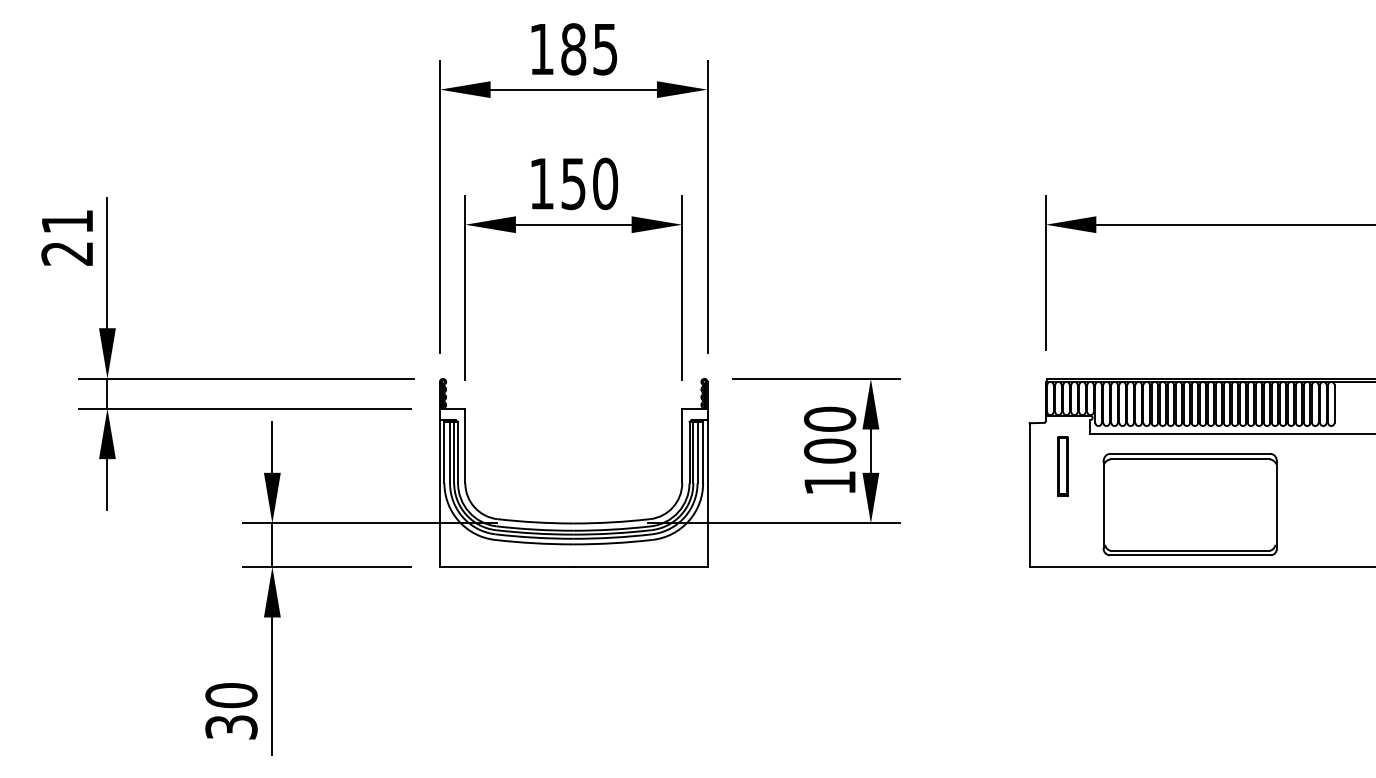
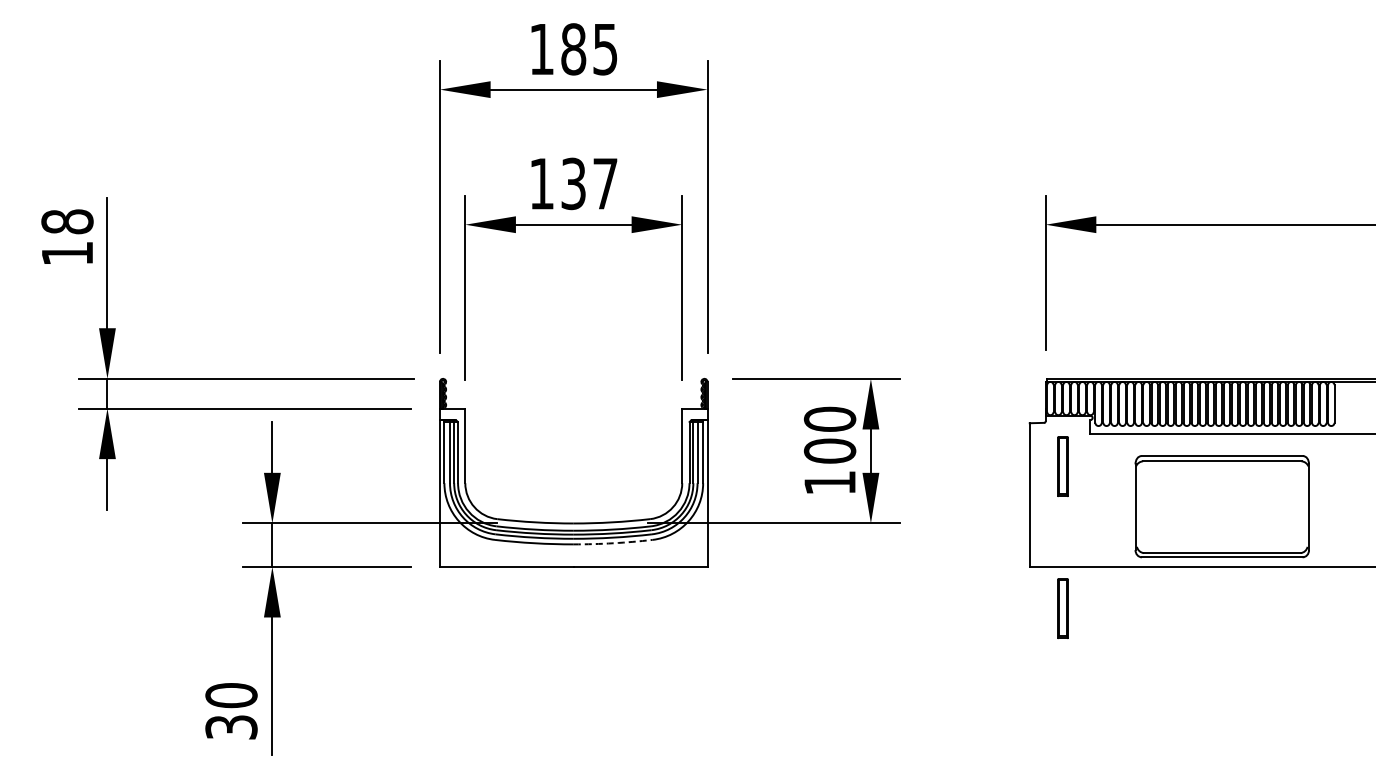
text: 150 -> 137 (590, 183)
text: 21 -> 18 (67, 237)
part position: (1189, 504) -> (1221, 506) (1221, 506)
arc: solid -> dashed (613, 543)
part: none -> present (1062, 608)
